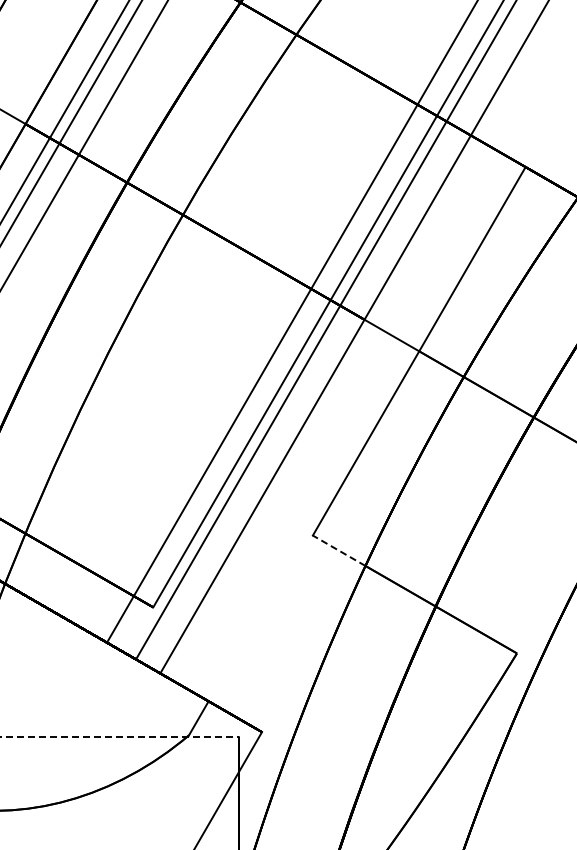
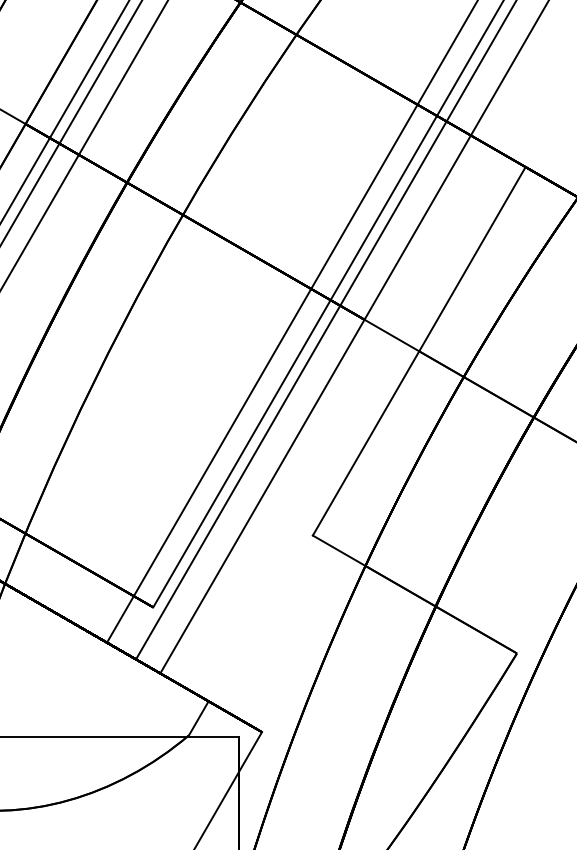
line: dashed -> solid (338, 550)
line: dashed -> solid (119, 736)
